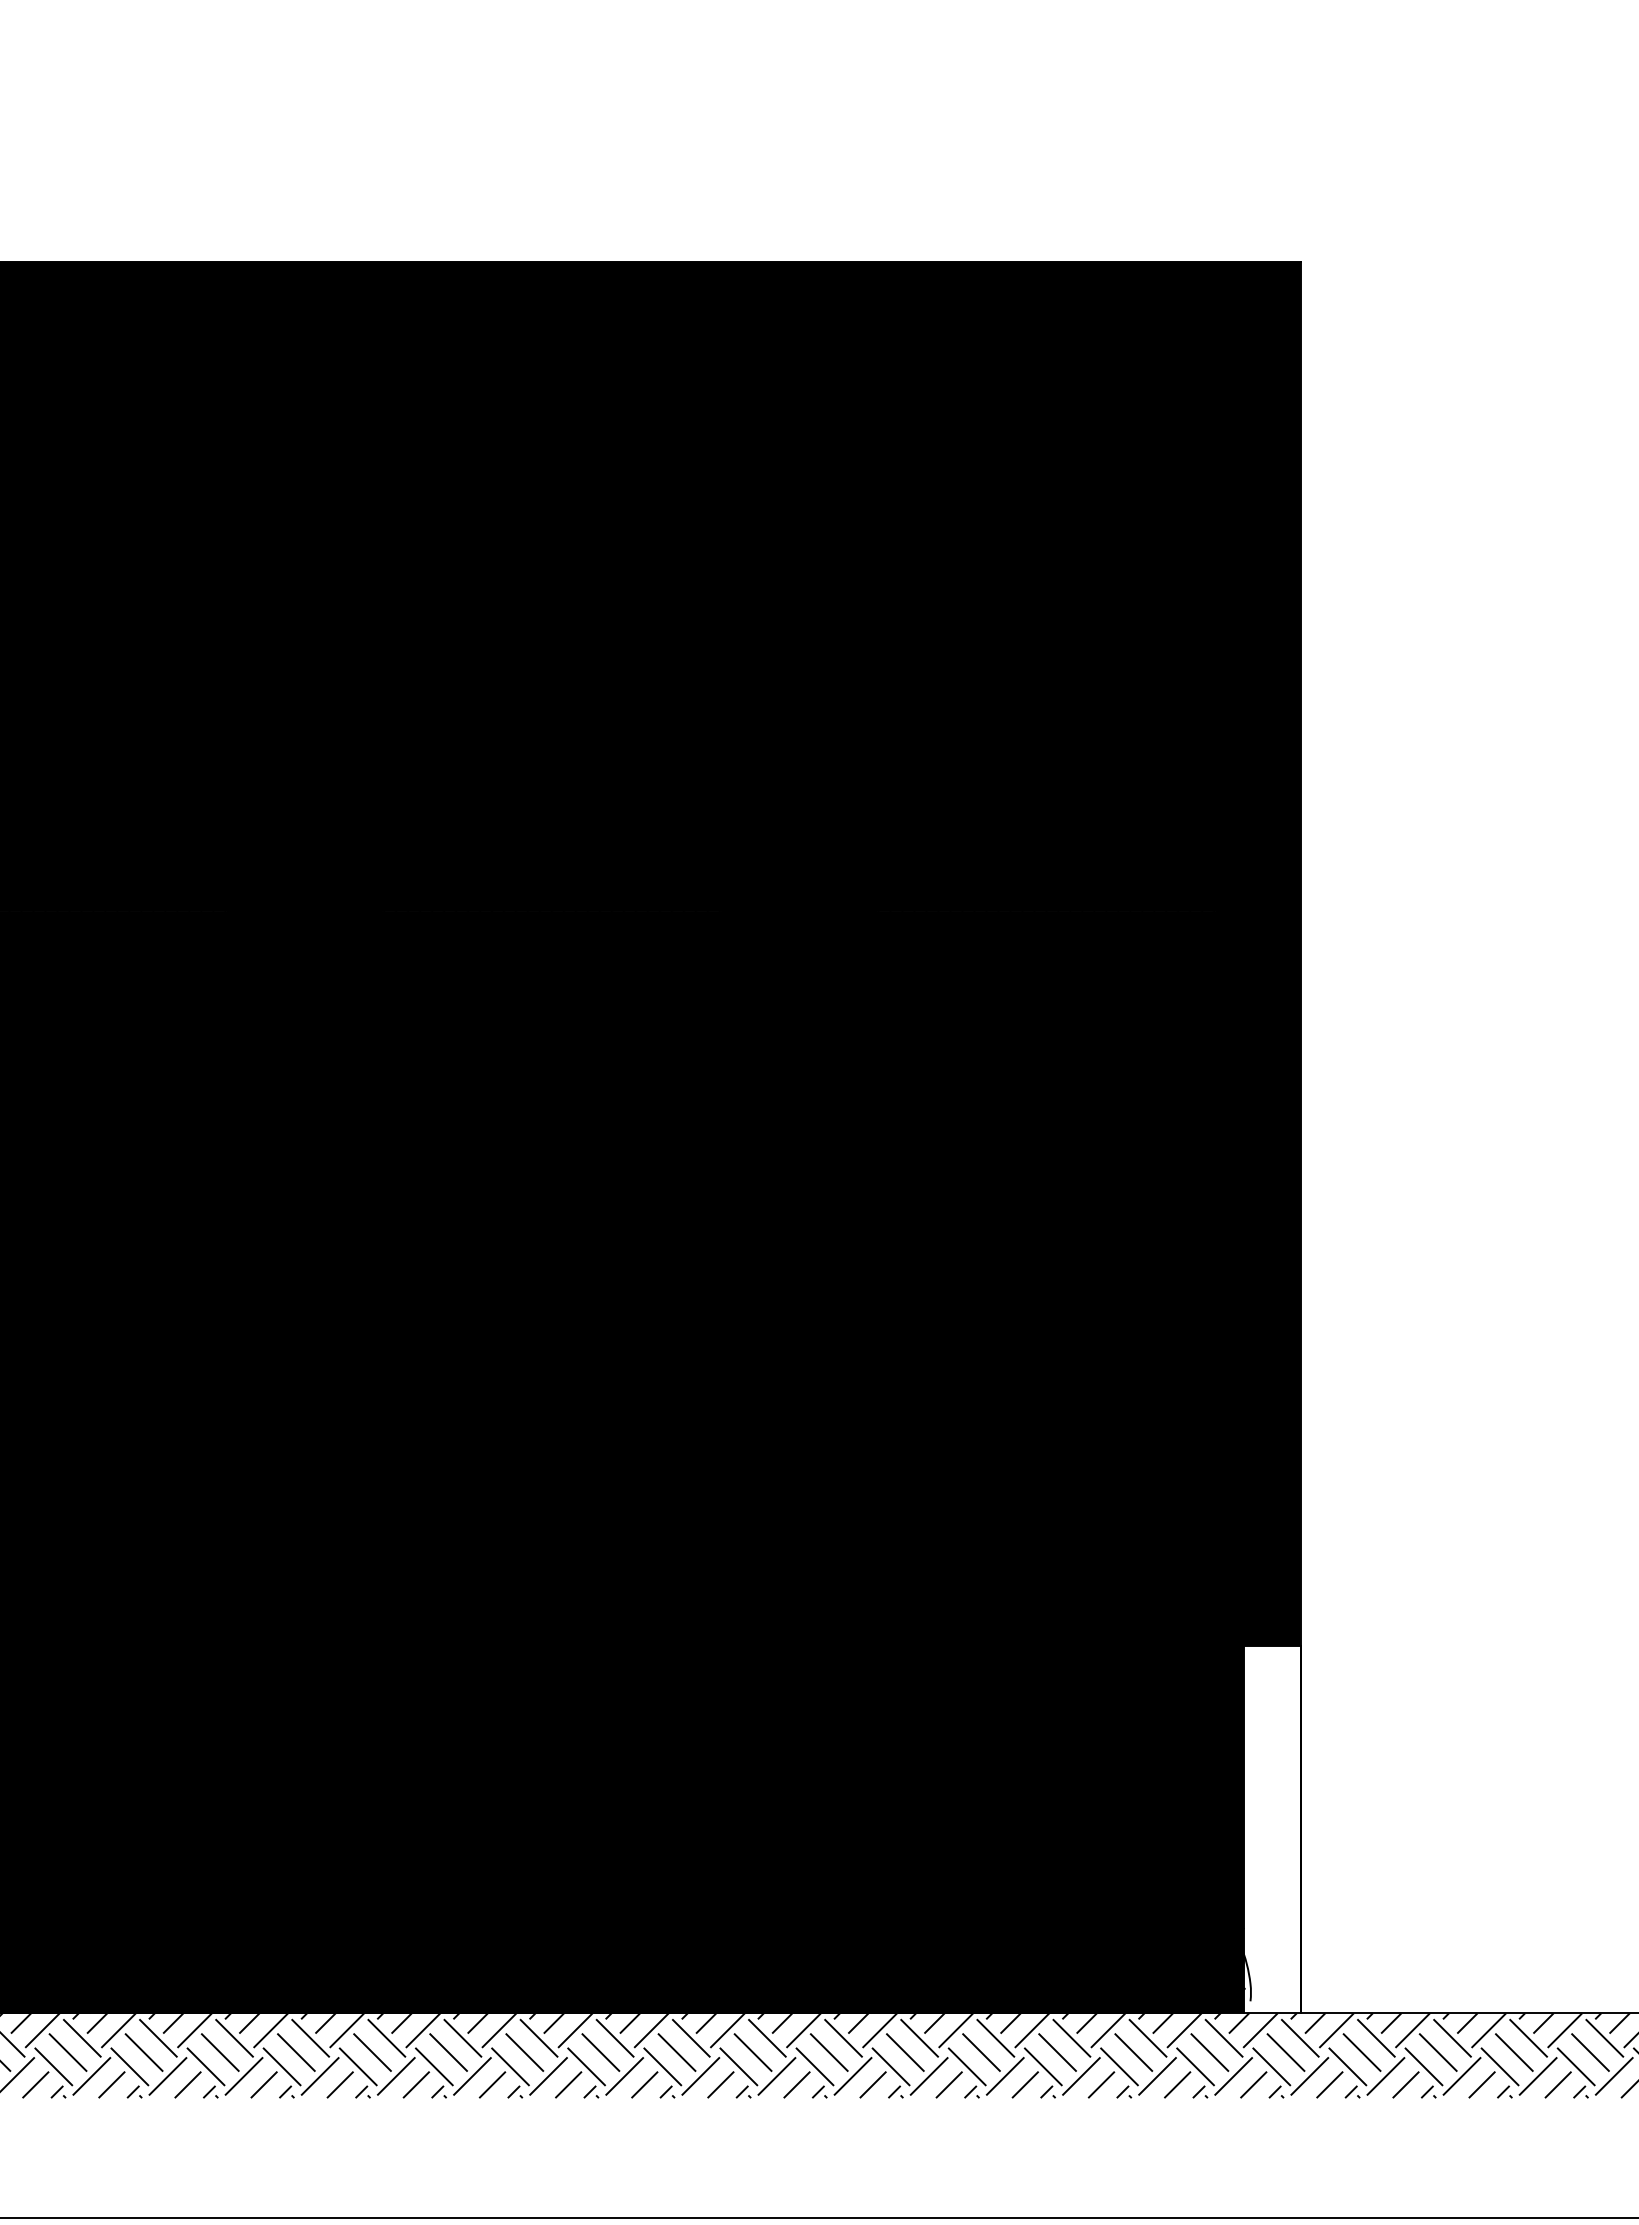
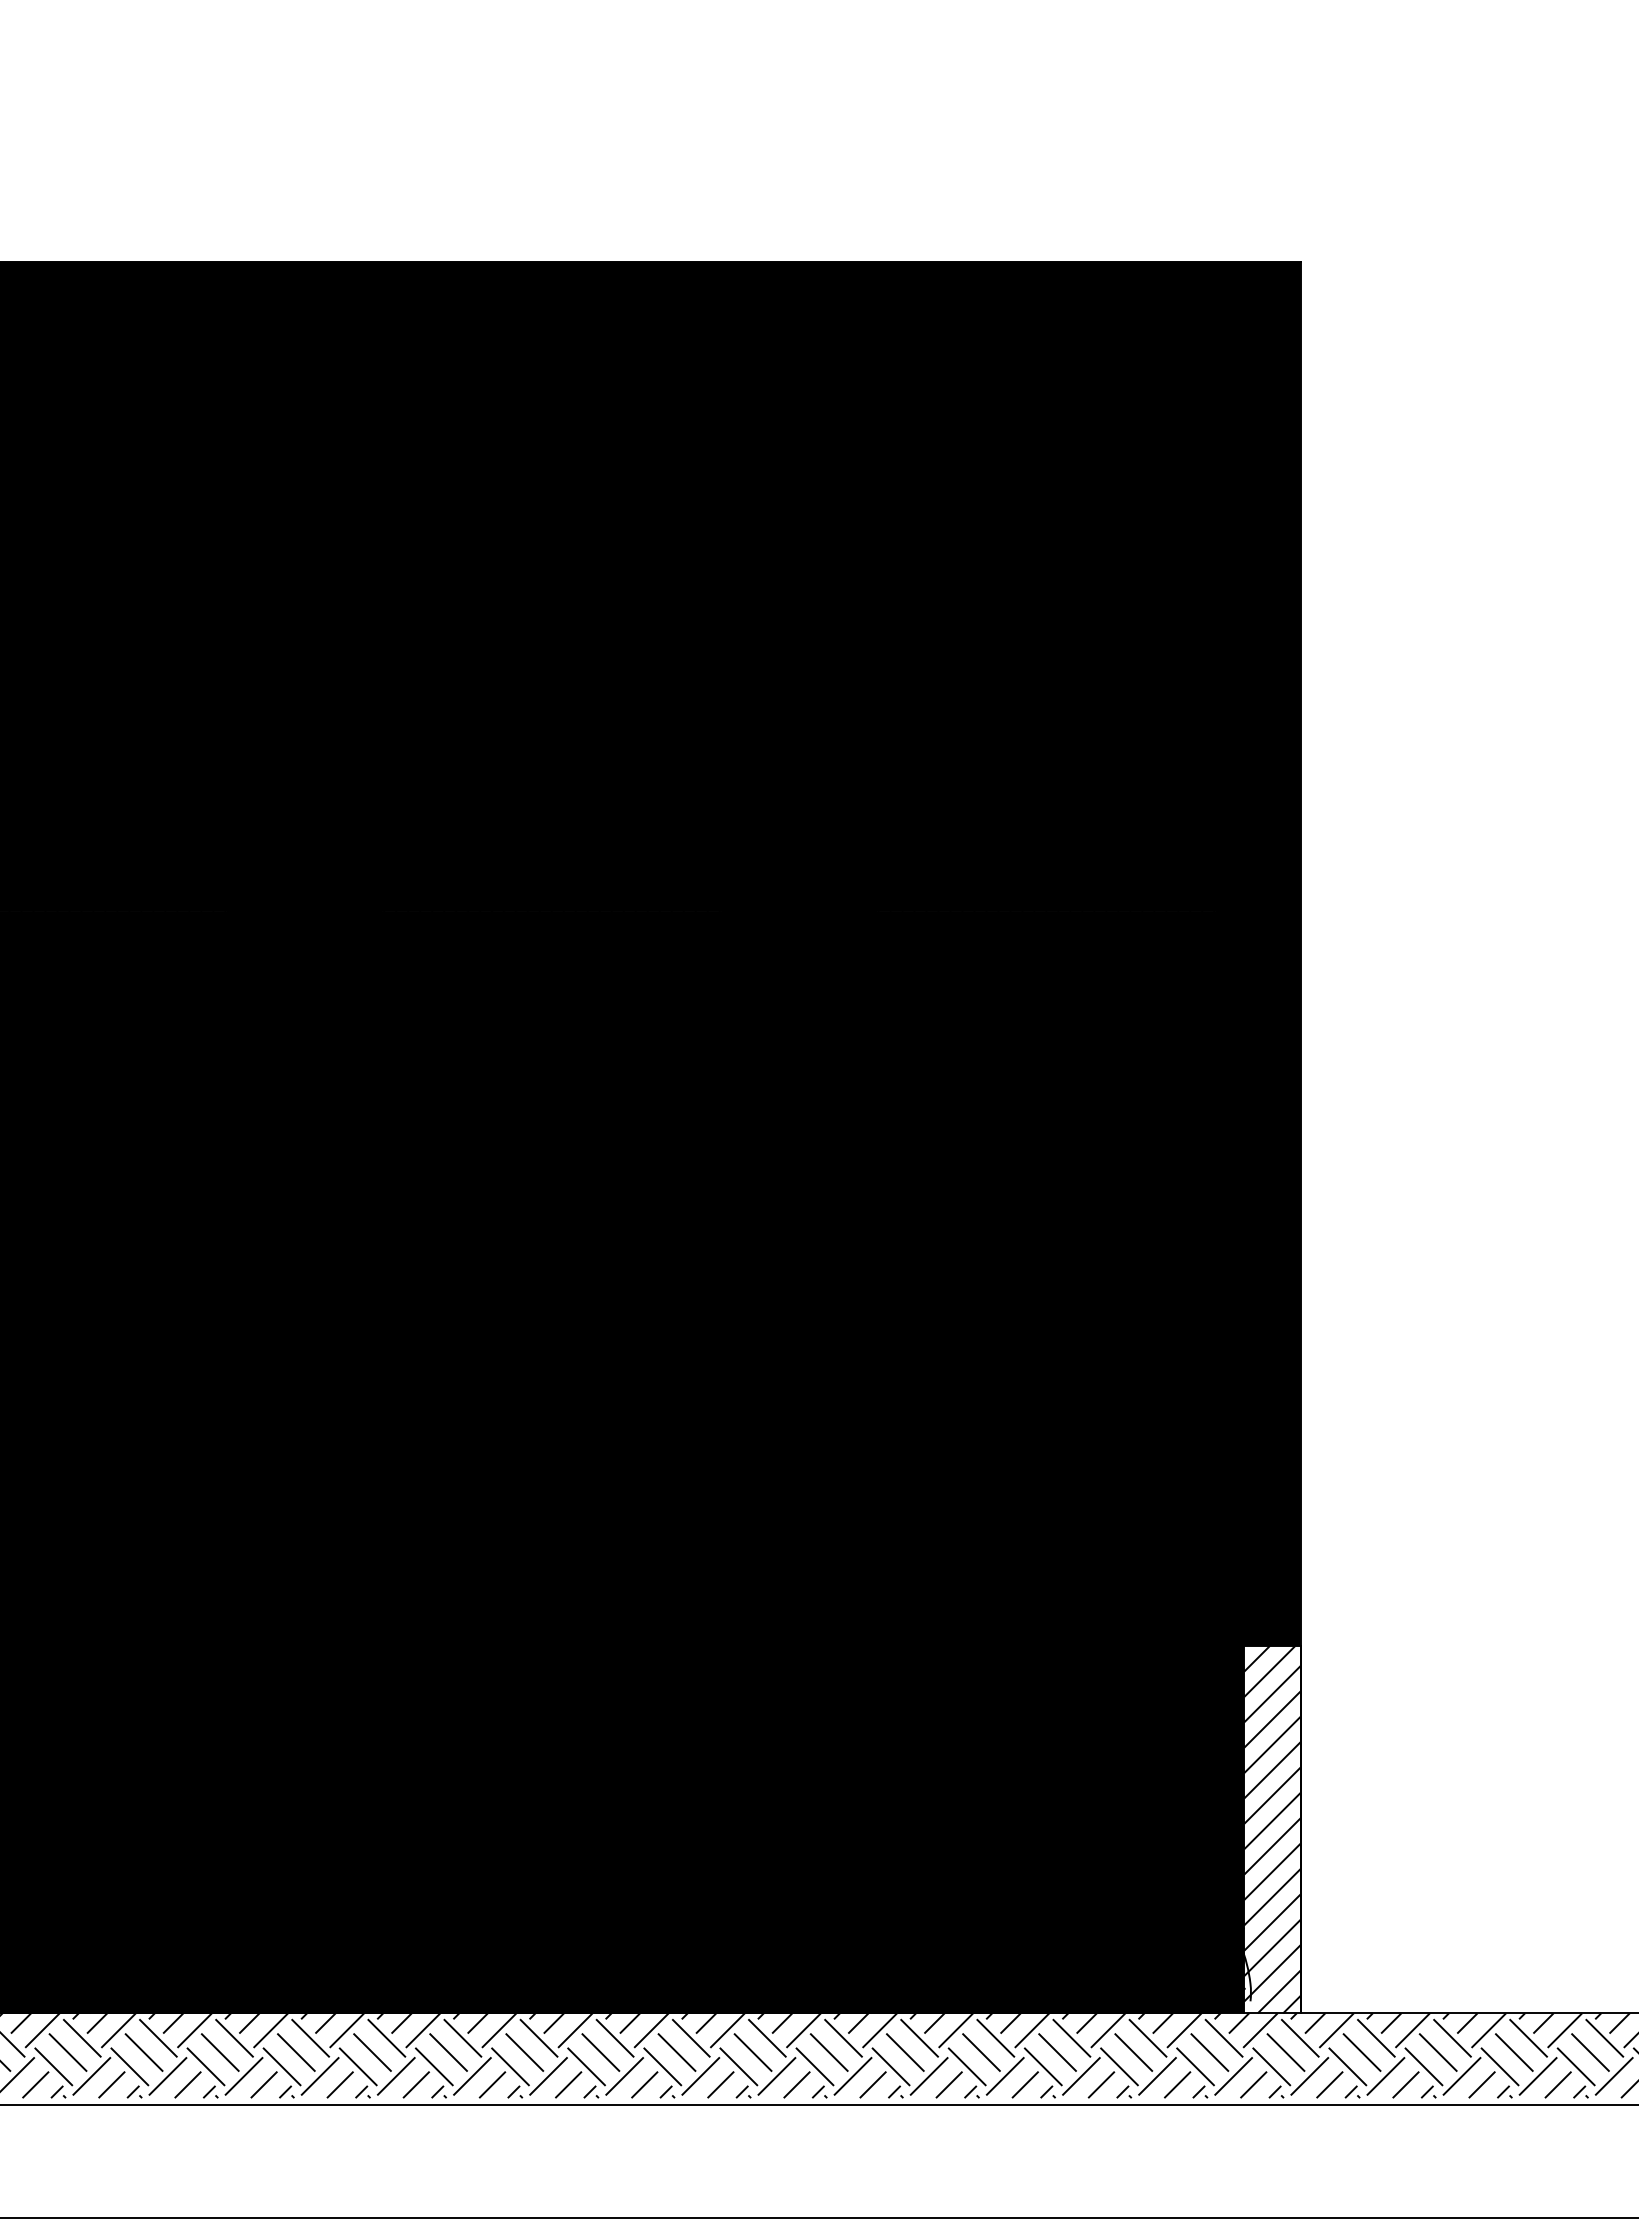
hatch: none -> present (1272, 1829)
line: none -> present (818, 2104)
